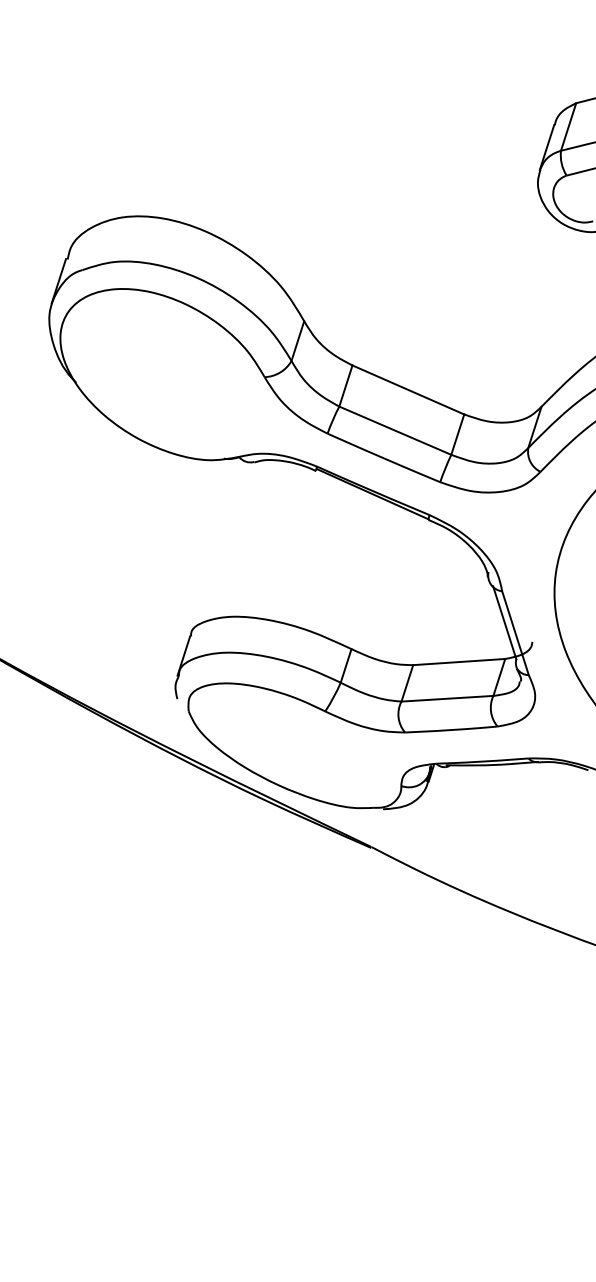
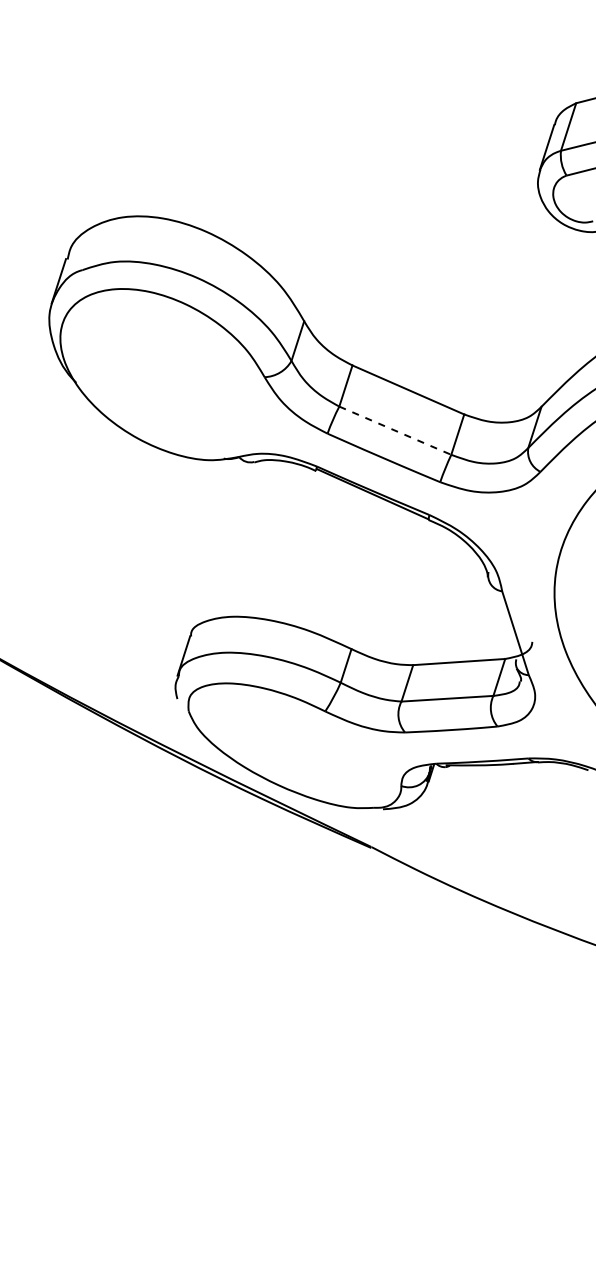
line: solid -> dashed (395, 430)
line: present -> none (504, 622)
